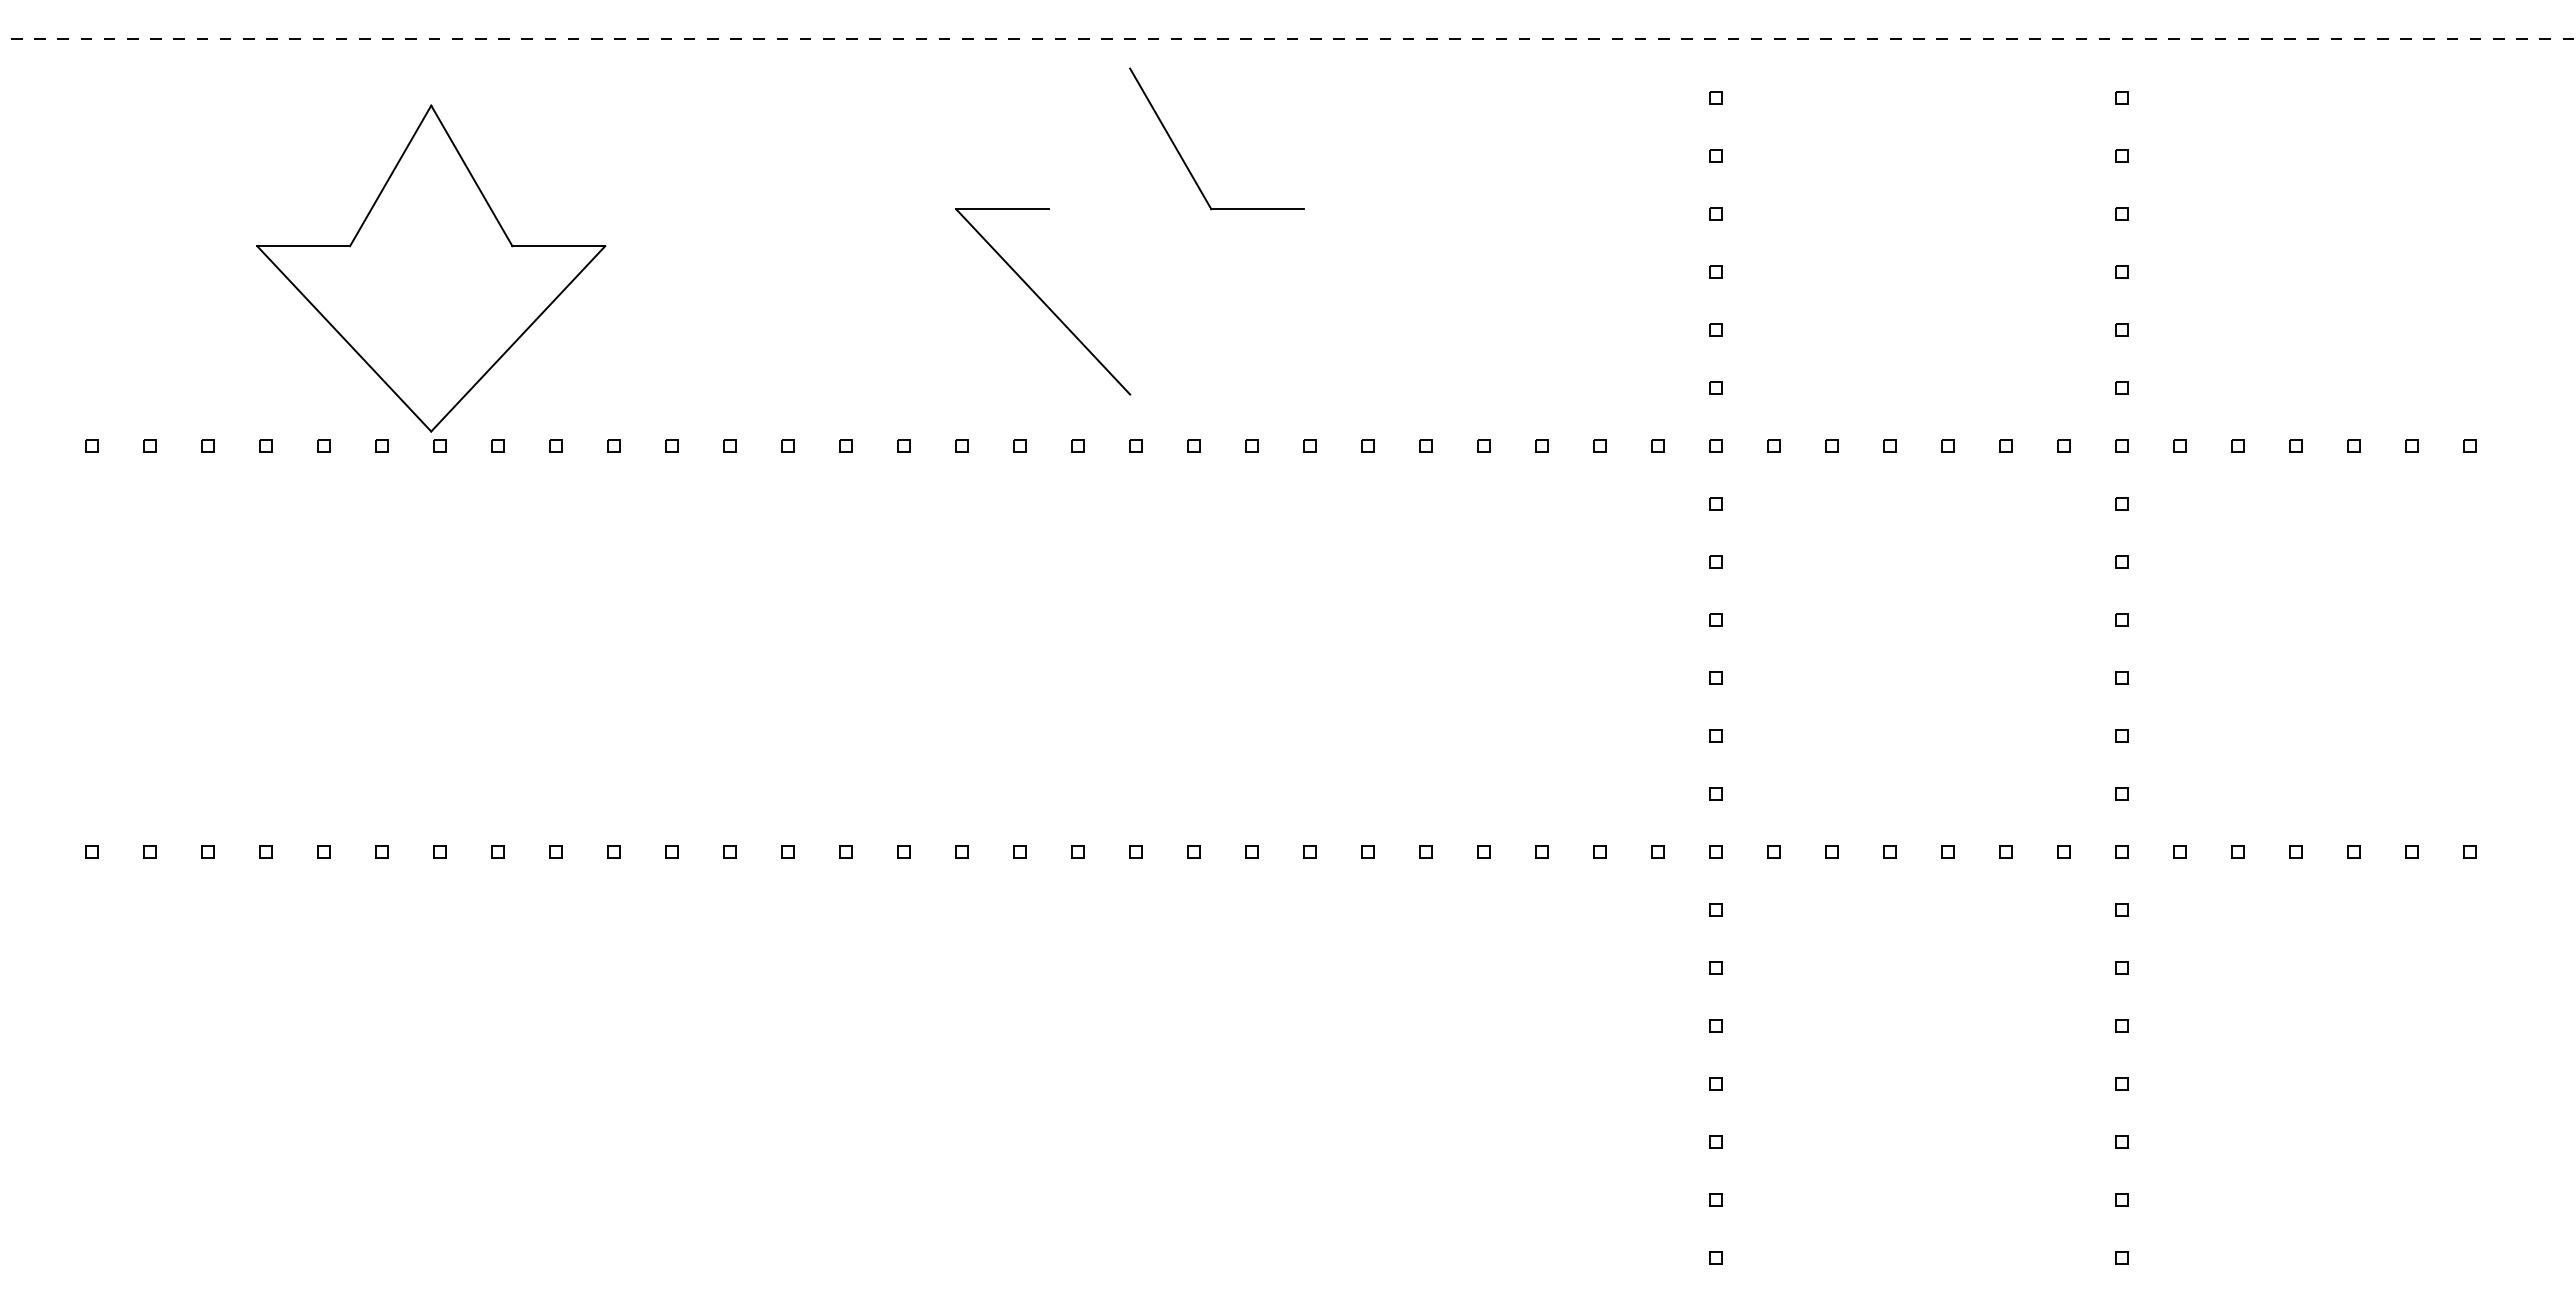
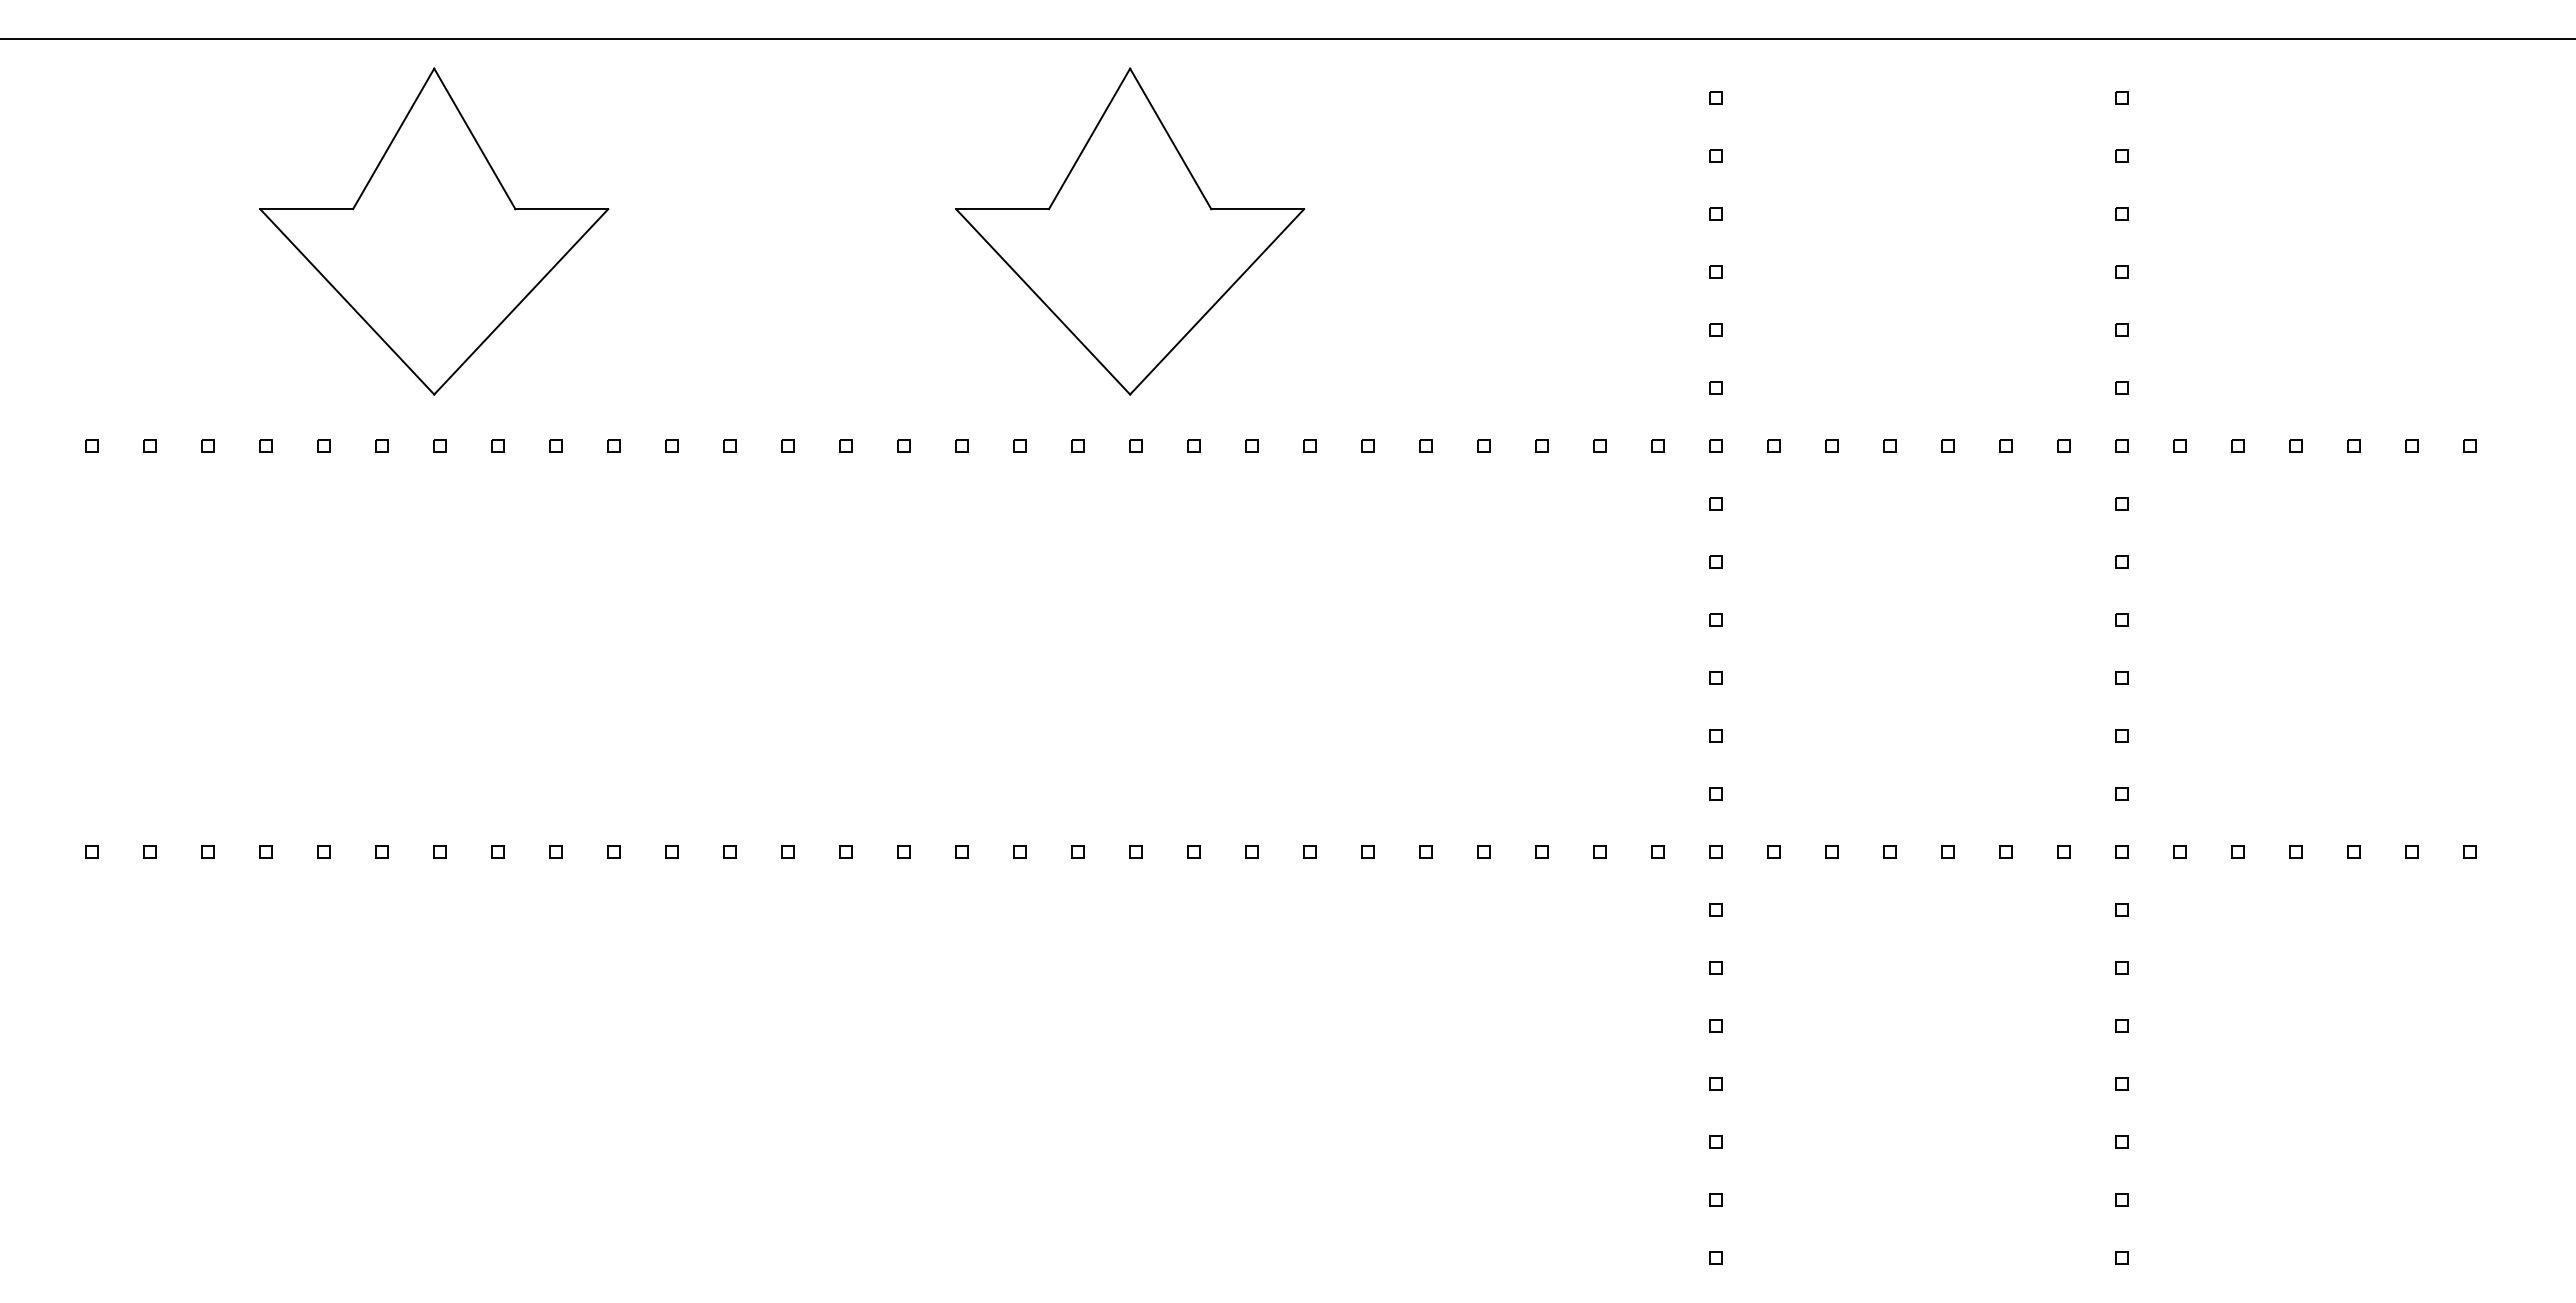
line: dashed -> solid (1287, 39)
line: none -> present (1089, 138)
part position: (431, 268) -> (434, 231) (434, 231)
line: none -> present (1217, 301)
